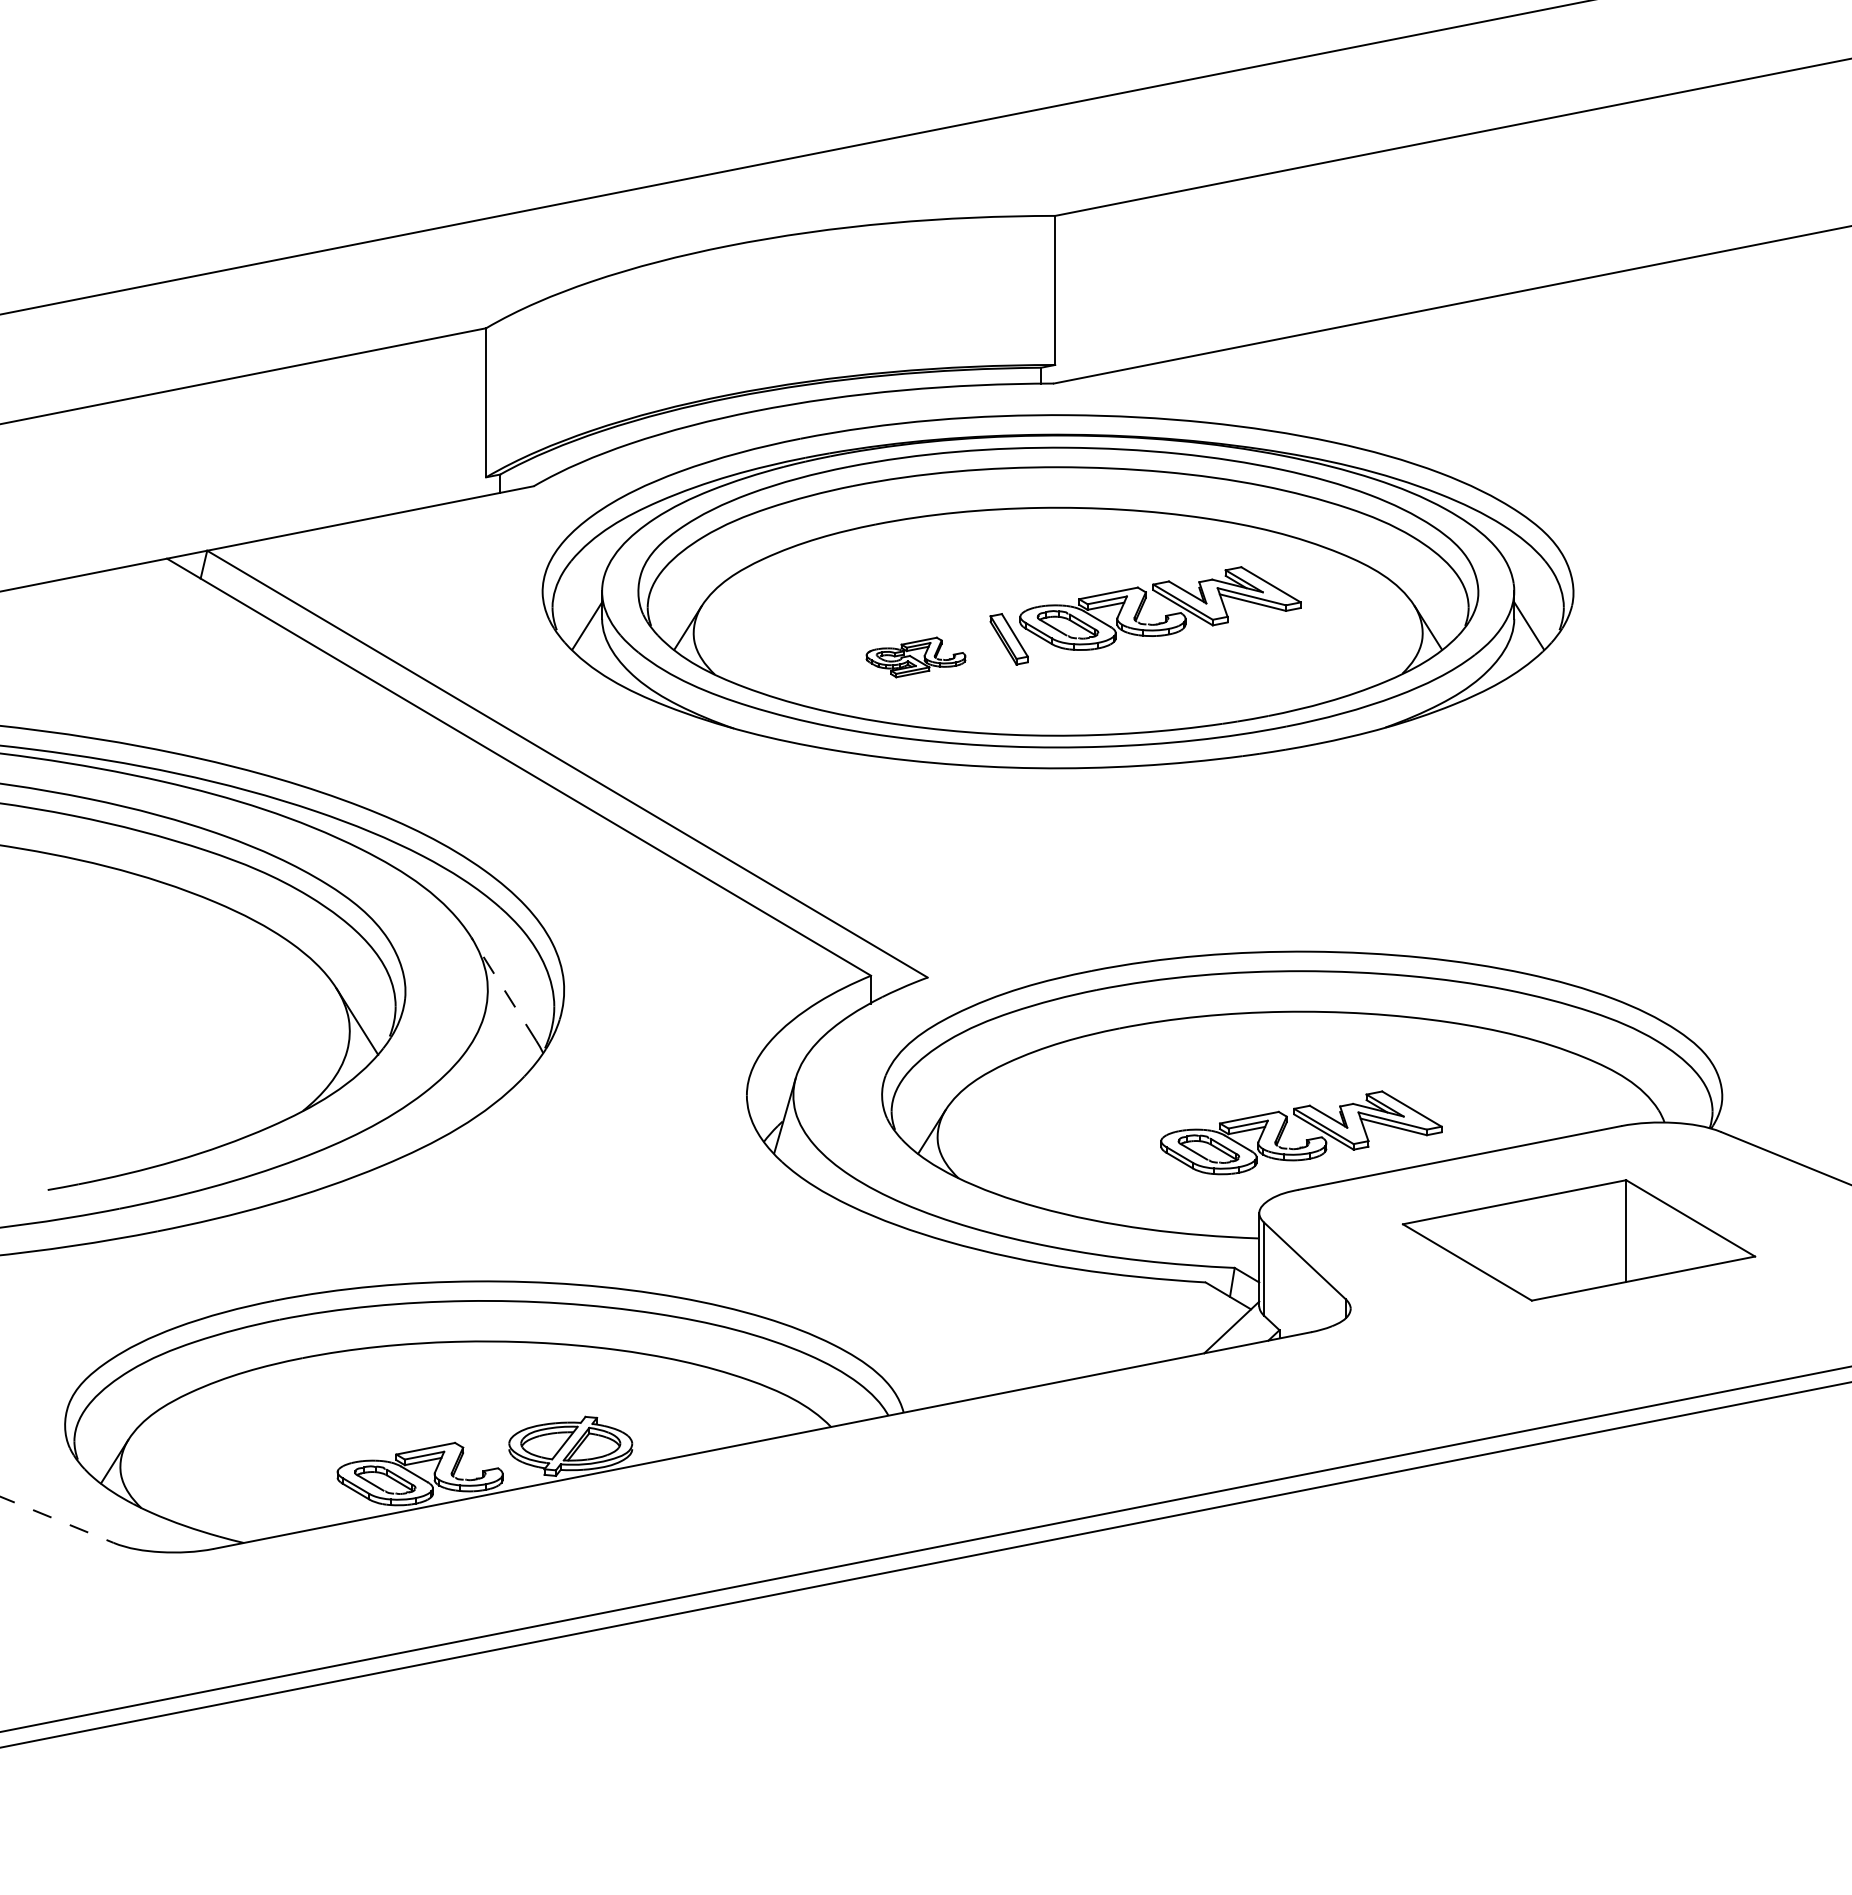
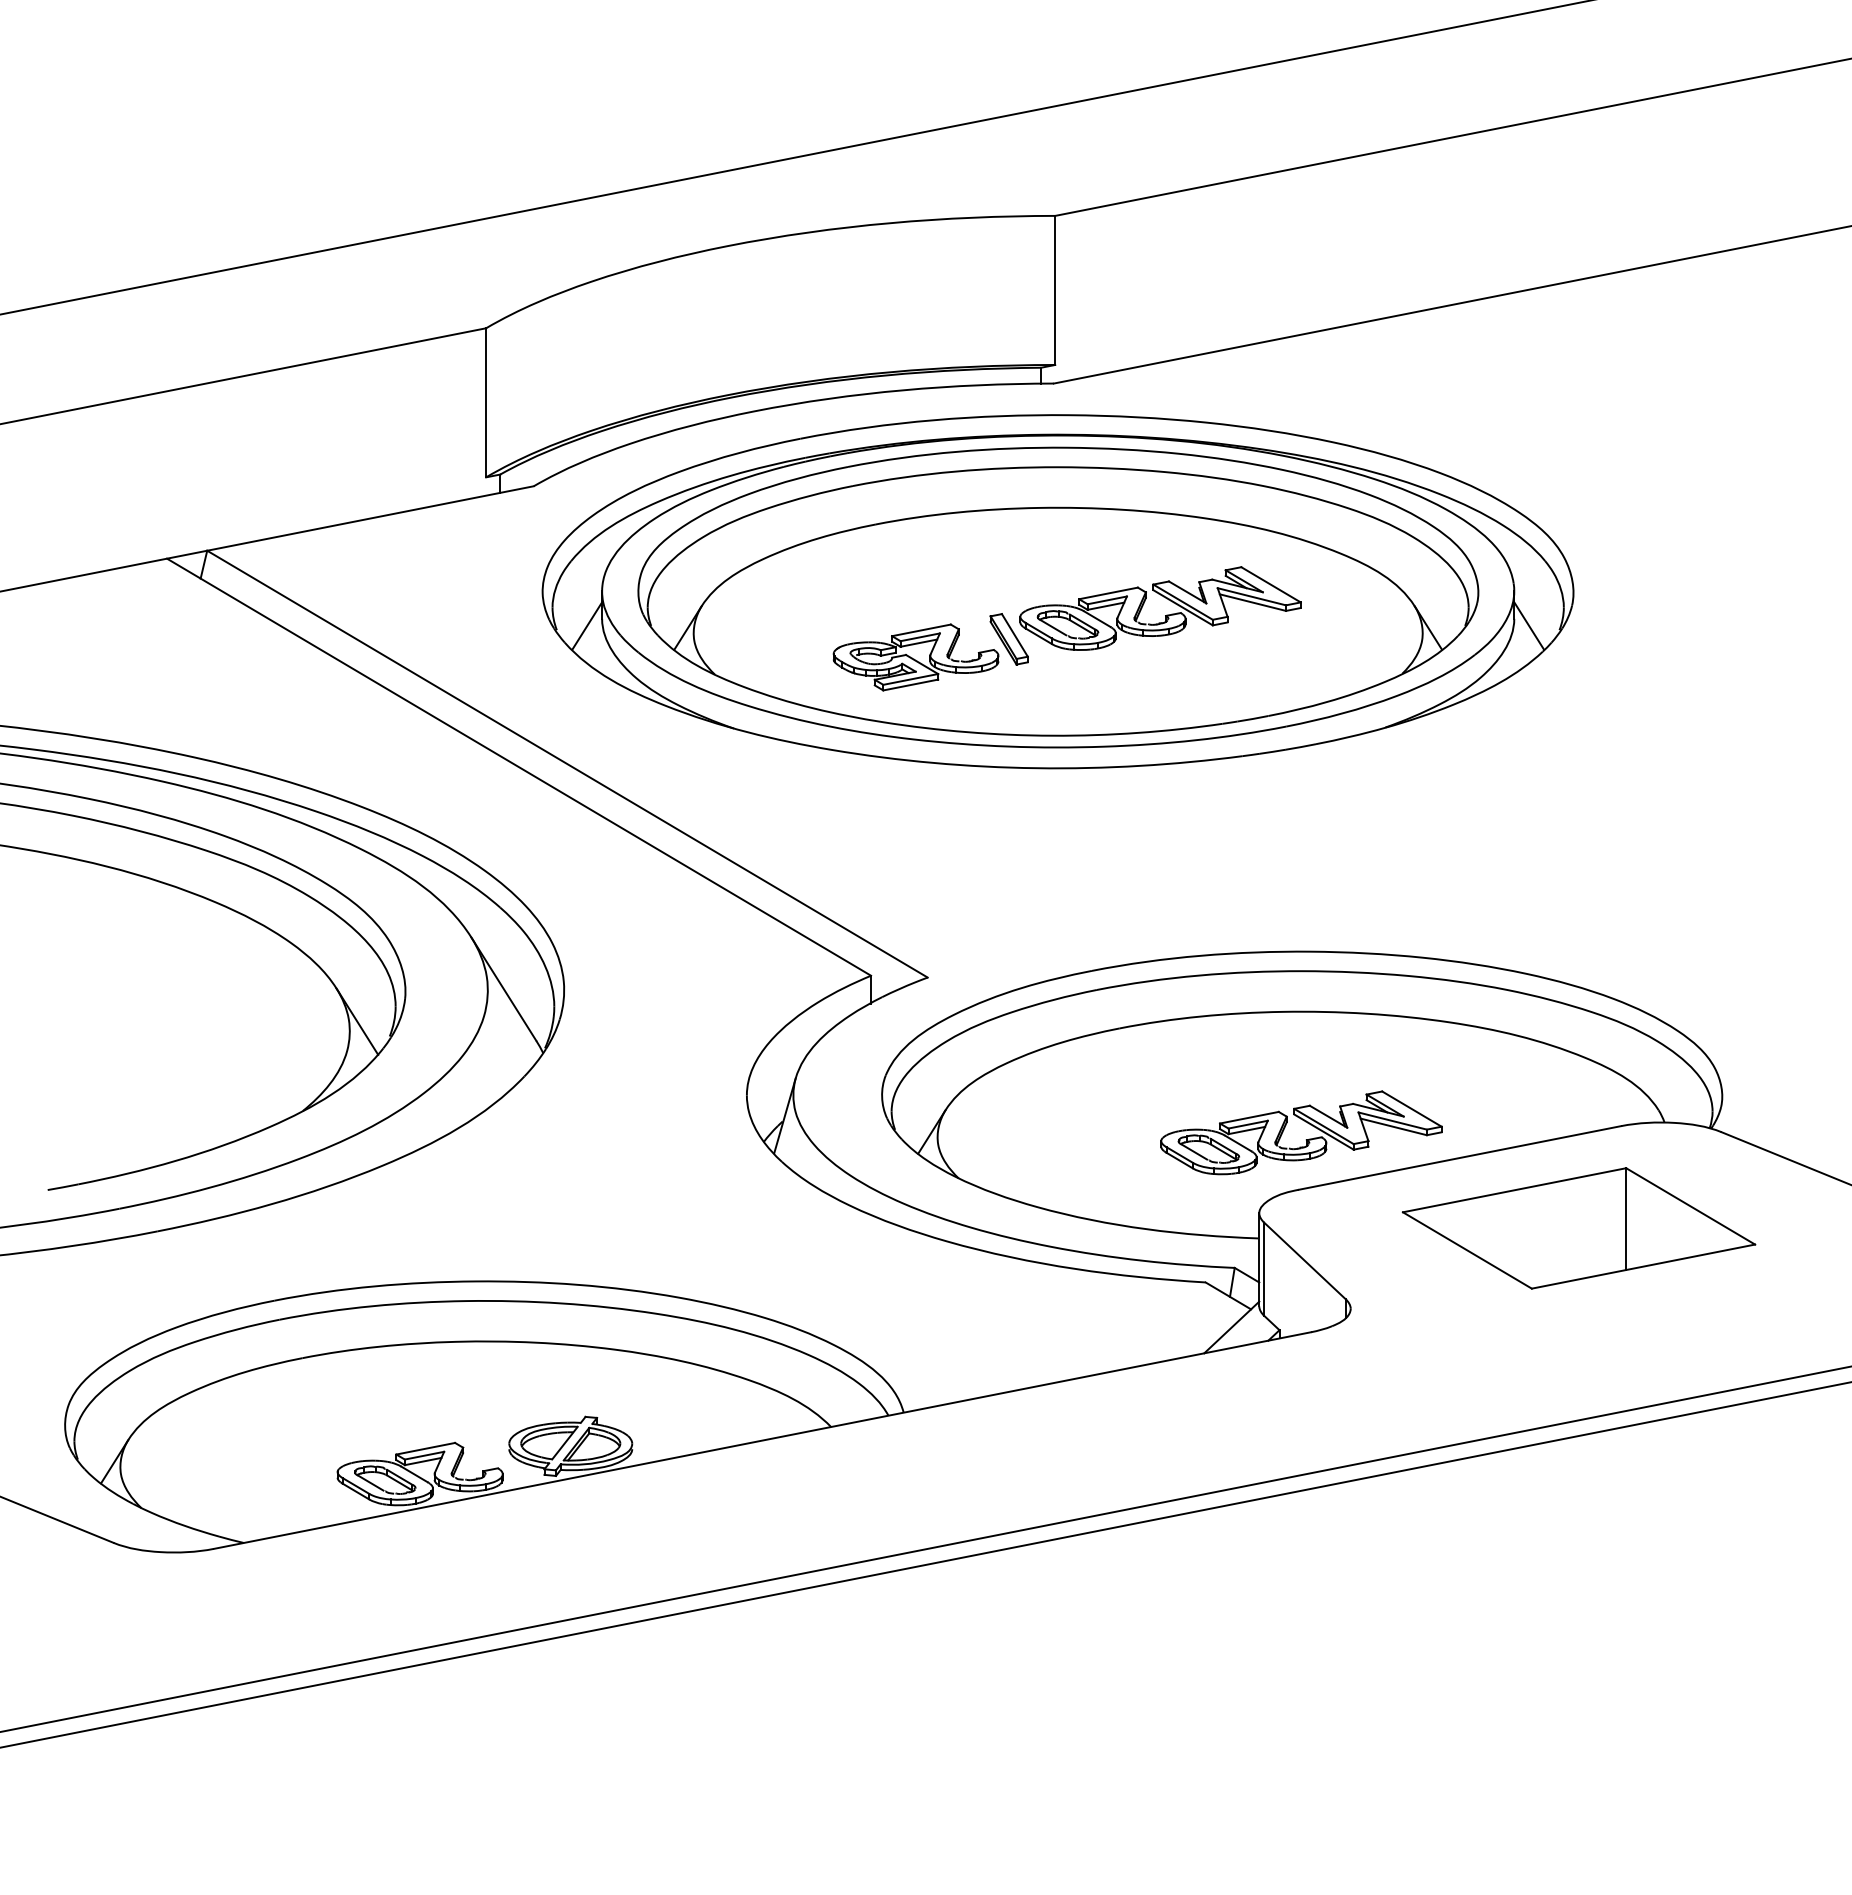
part size: 102x43 px -> 168x69 px (915, 657)
line: dashed -> solid (503, 988)
part position: (1578, 1240) -> (1578, 1228) (1578, 1228)
line: dashed -> solid (57, 1519)
